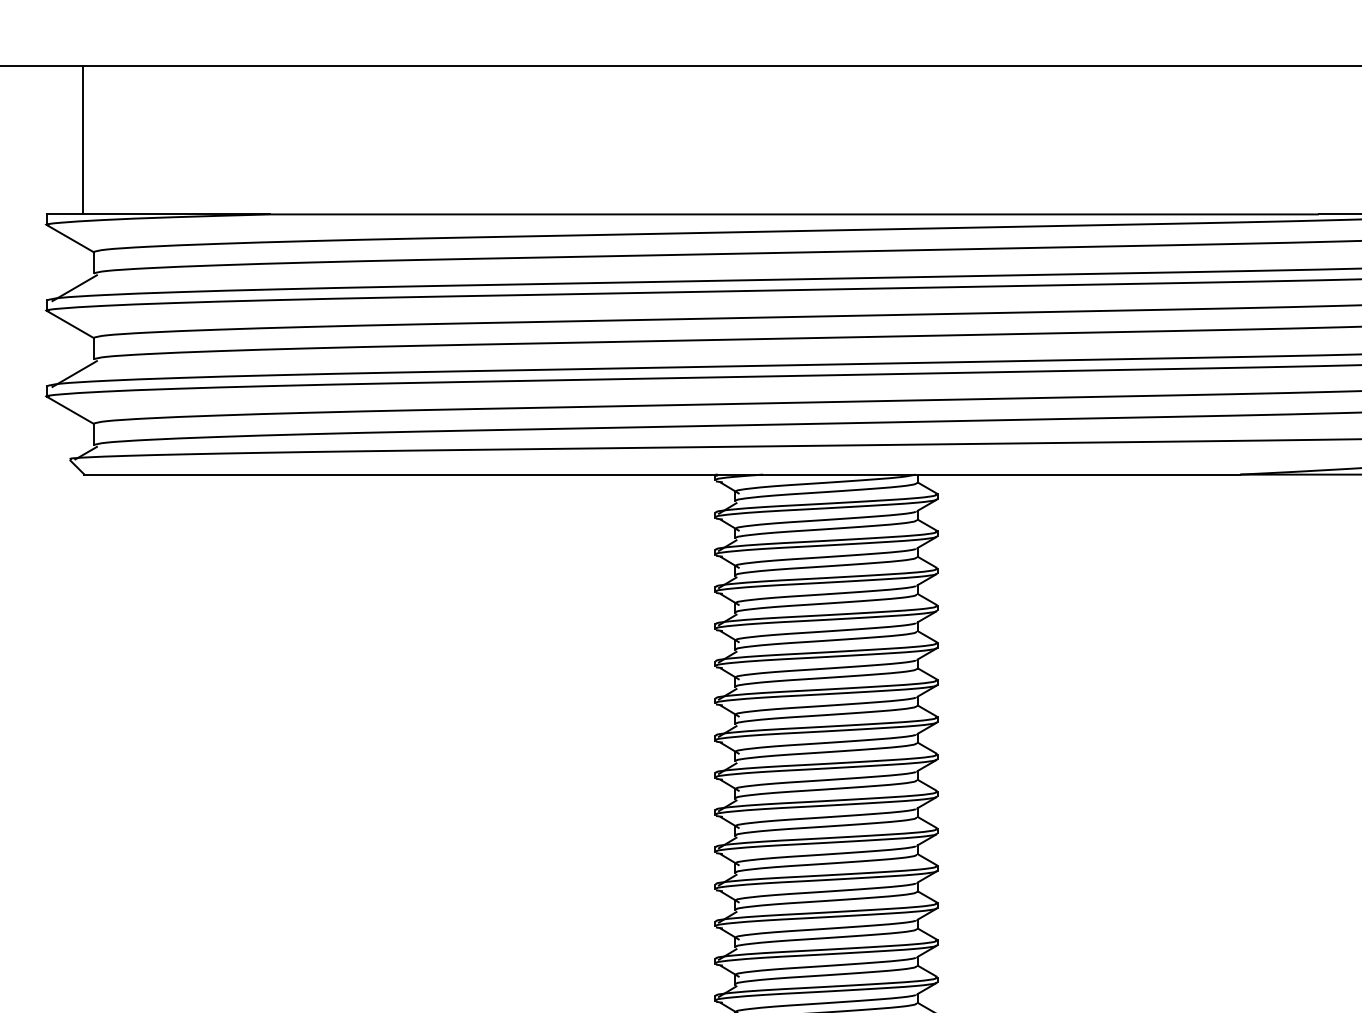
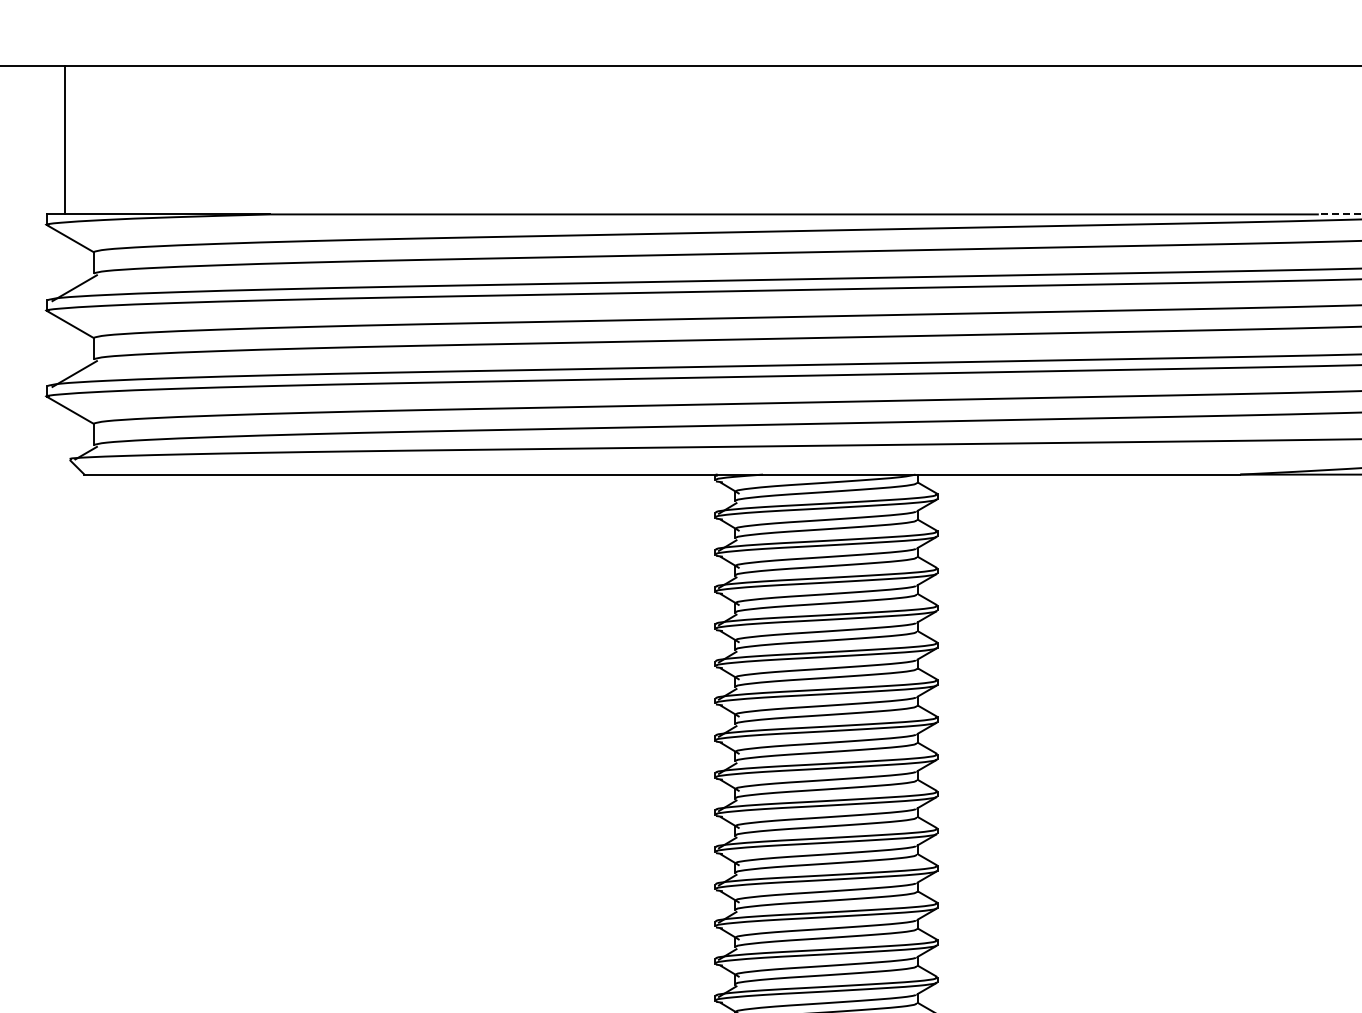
line position: (82, 139) -> (64, 139) (64, 139)
line: solid -> dashed (1339, 214)
